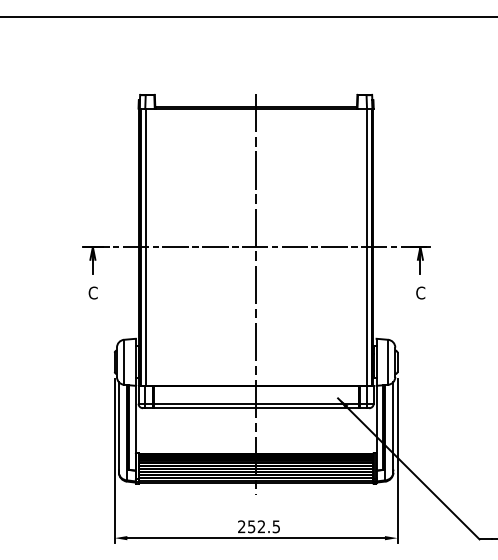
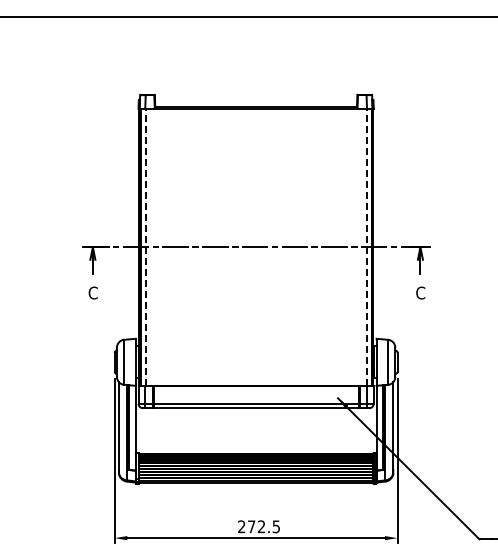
line: solid -> dashed (145, 247)
line: solid -> dashed (366, 247)
line: present -> none (256, 294)
text: 252.5 -> 272.5 (251, 526)
